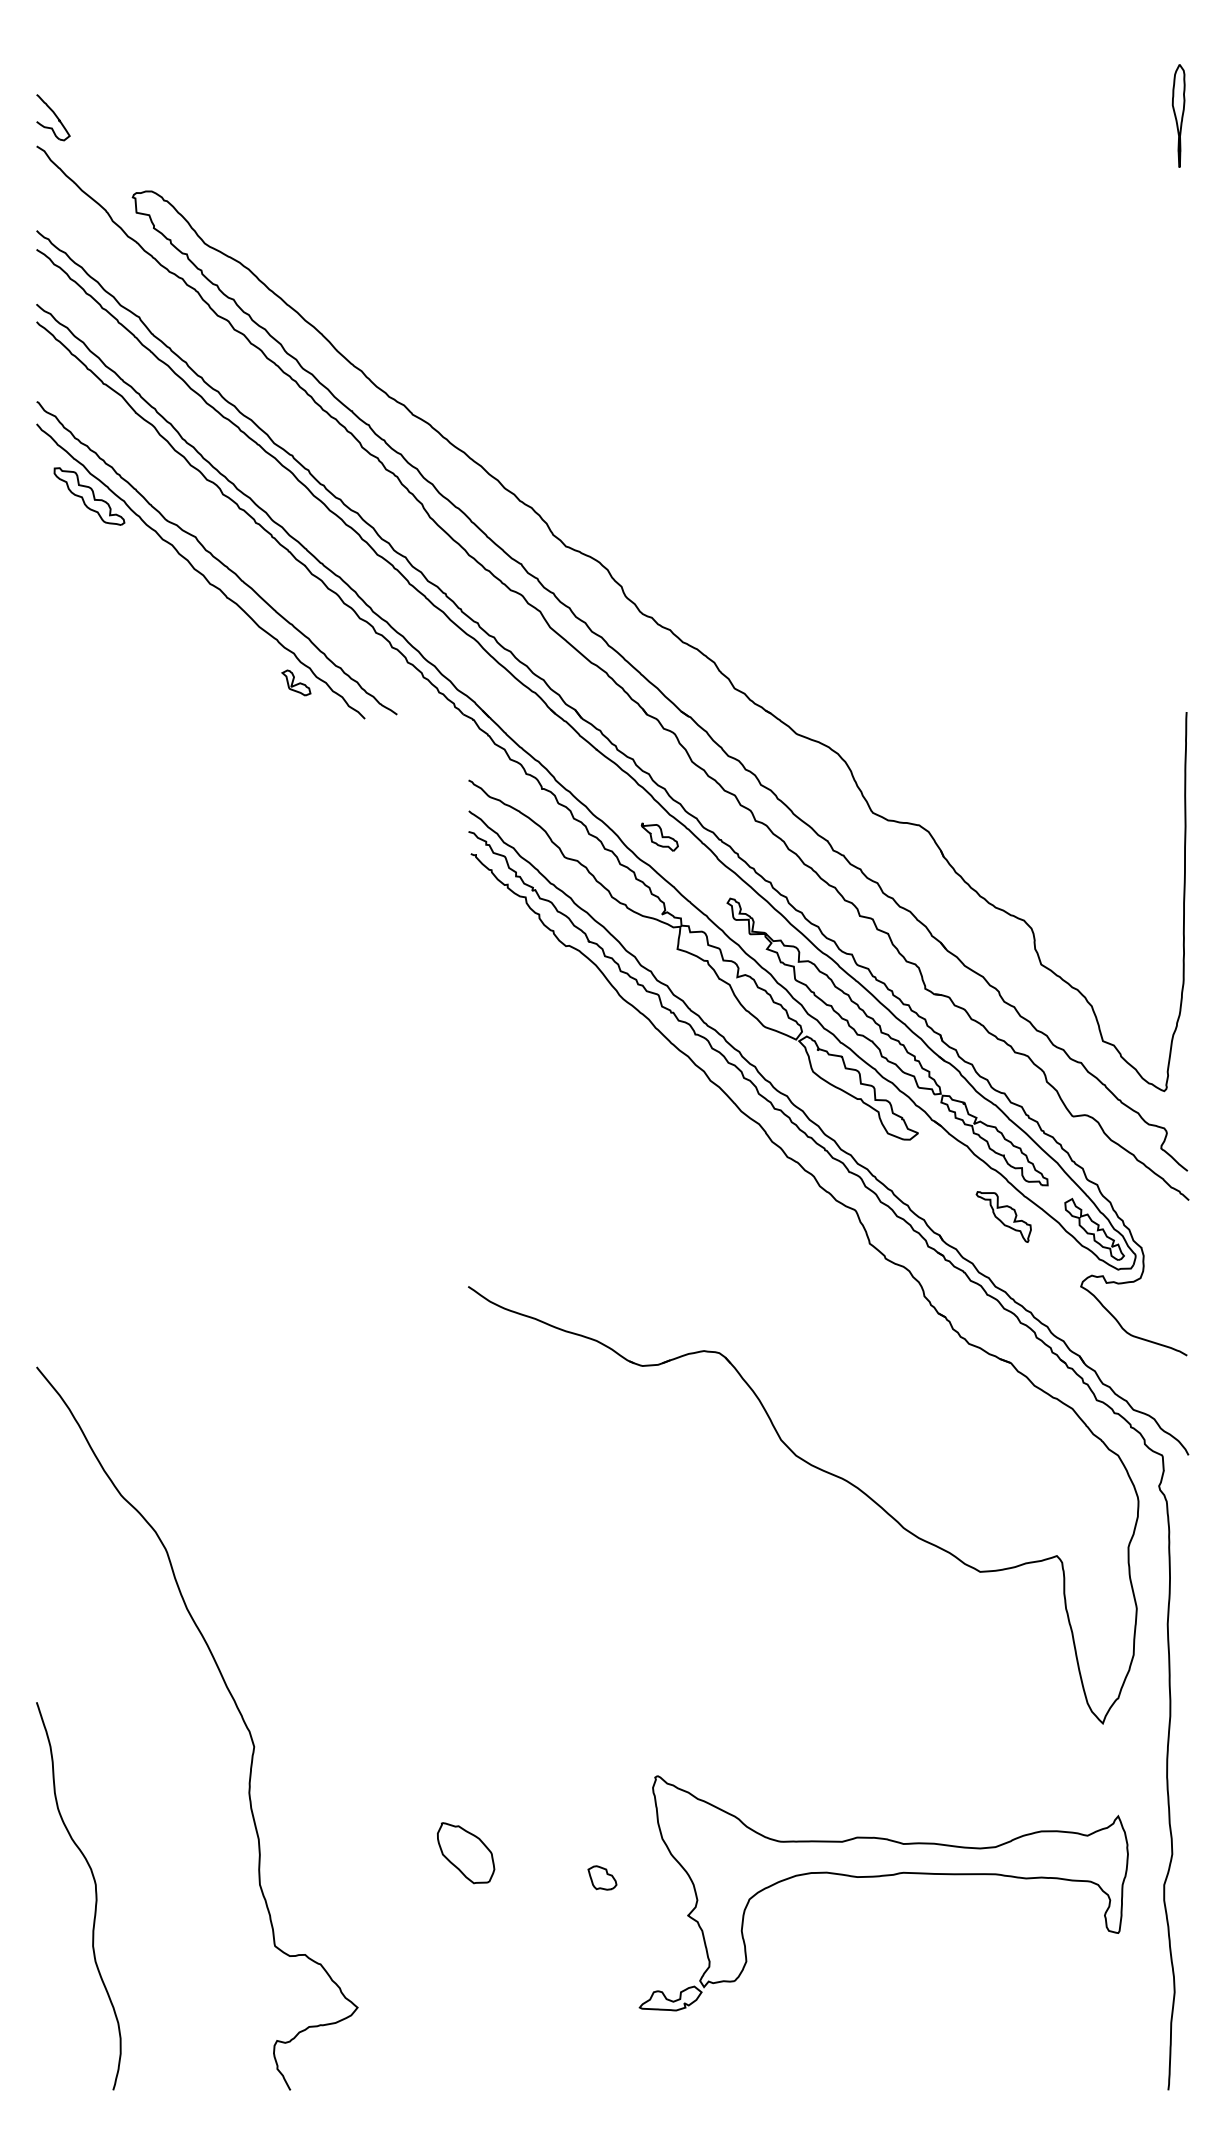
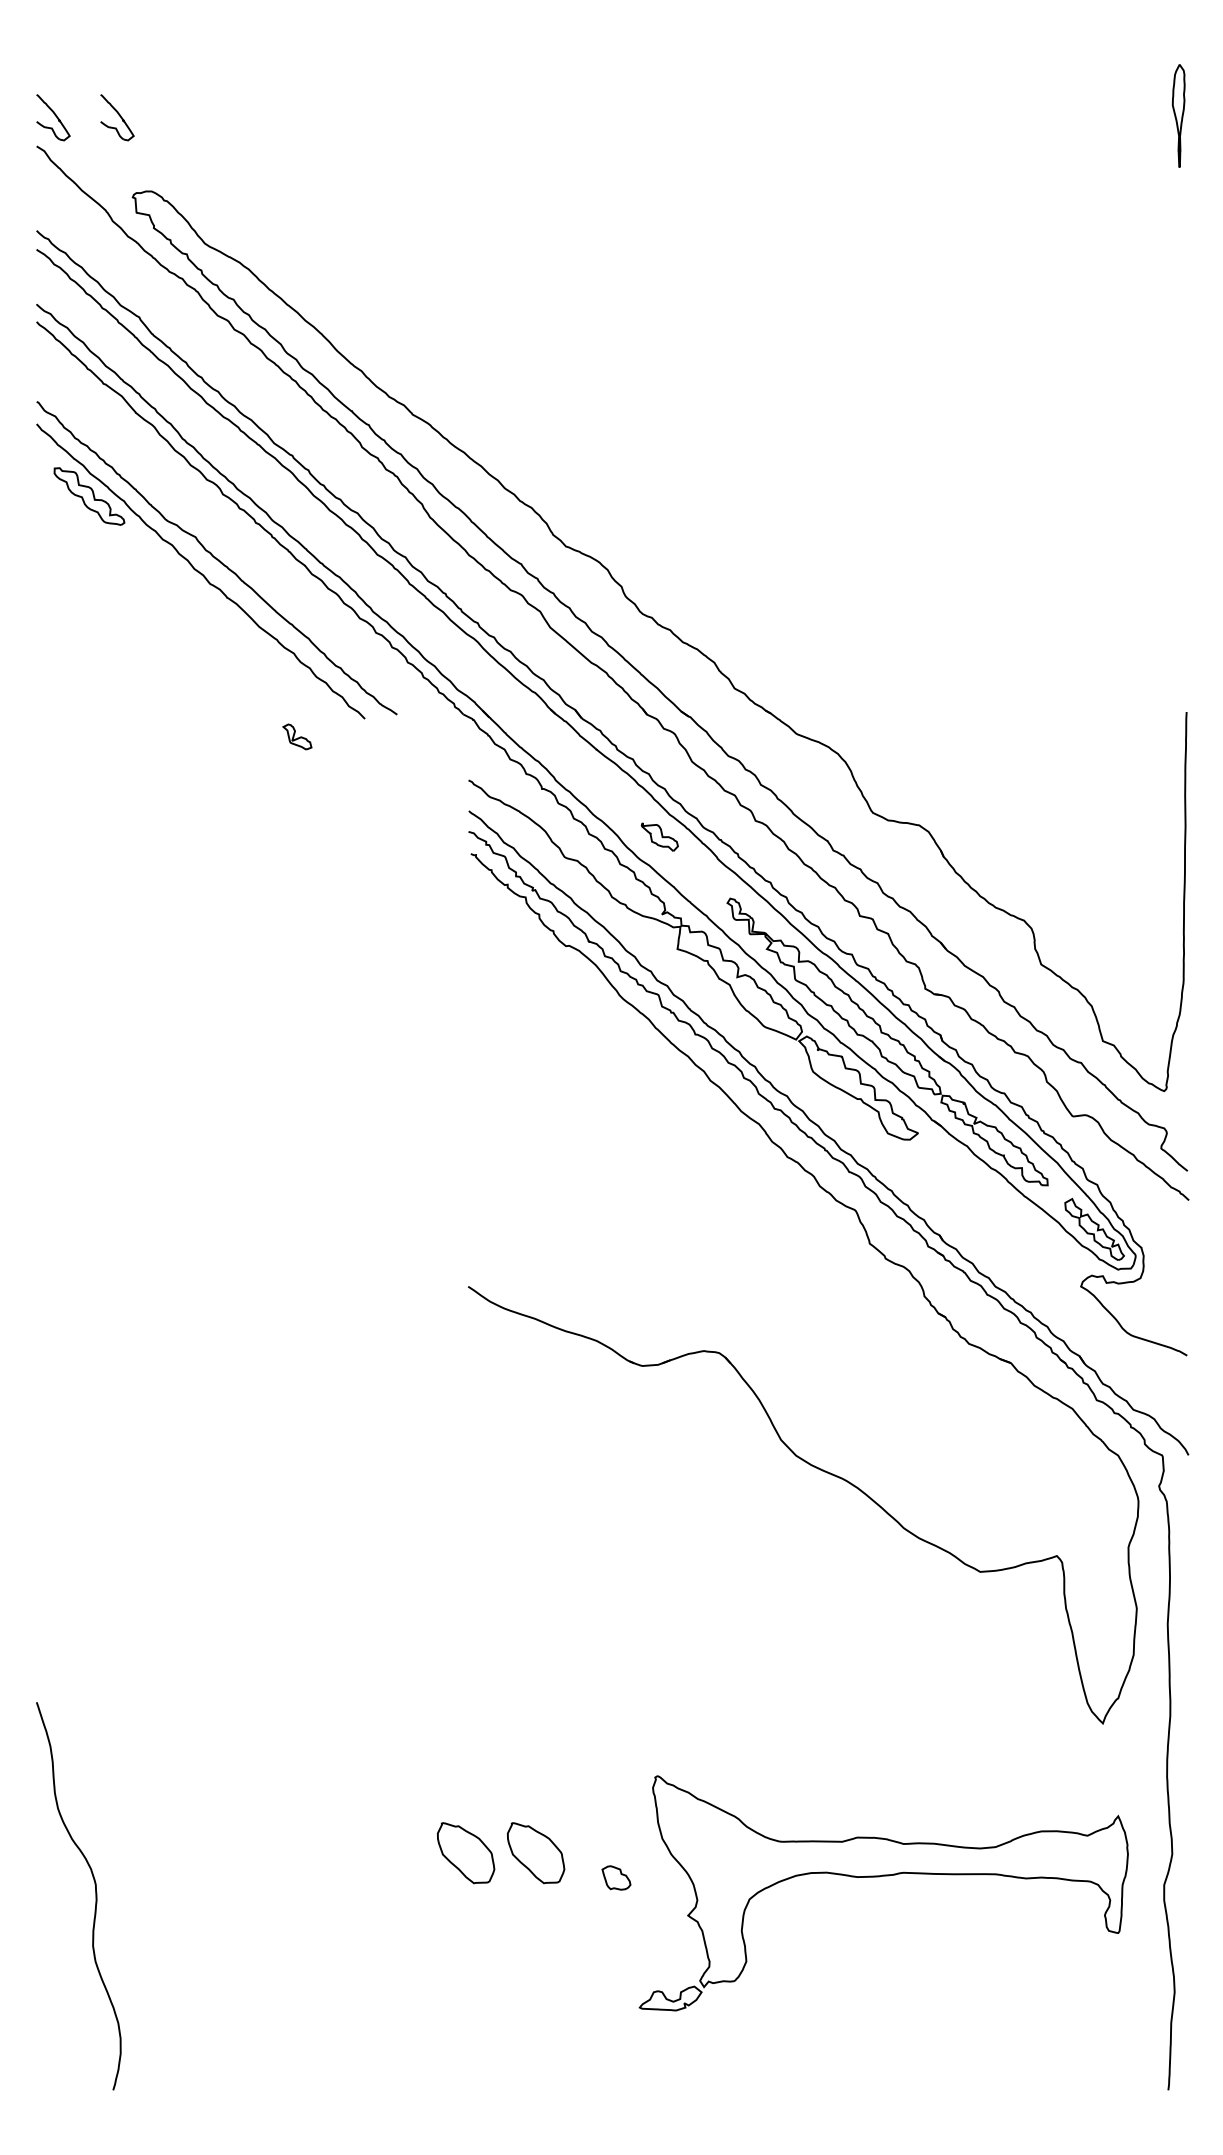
part: none -> present (117, 117)
part position: (296, 682) -> (297, 736) (297, 736)
part: present -> none (1003, 1216)
curve: present -> none (236, 1708)
part: none -> present (536, 1853)
part position: (602, 1877) -> (616, 1877) (616, 1877)
